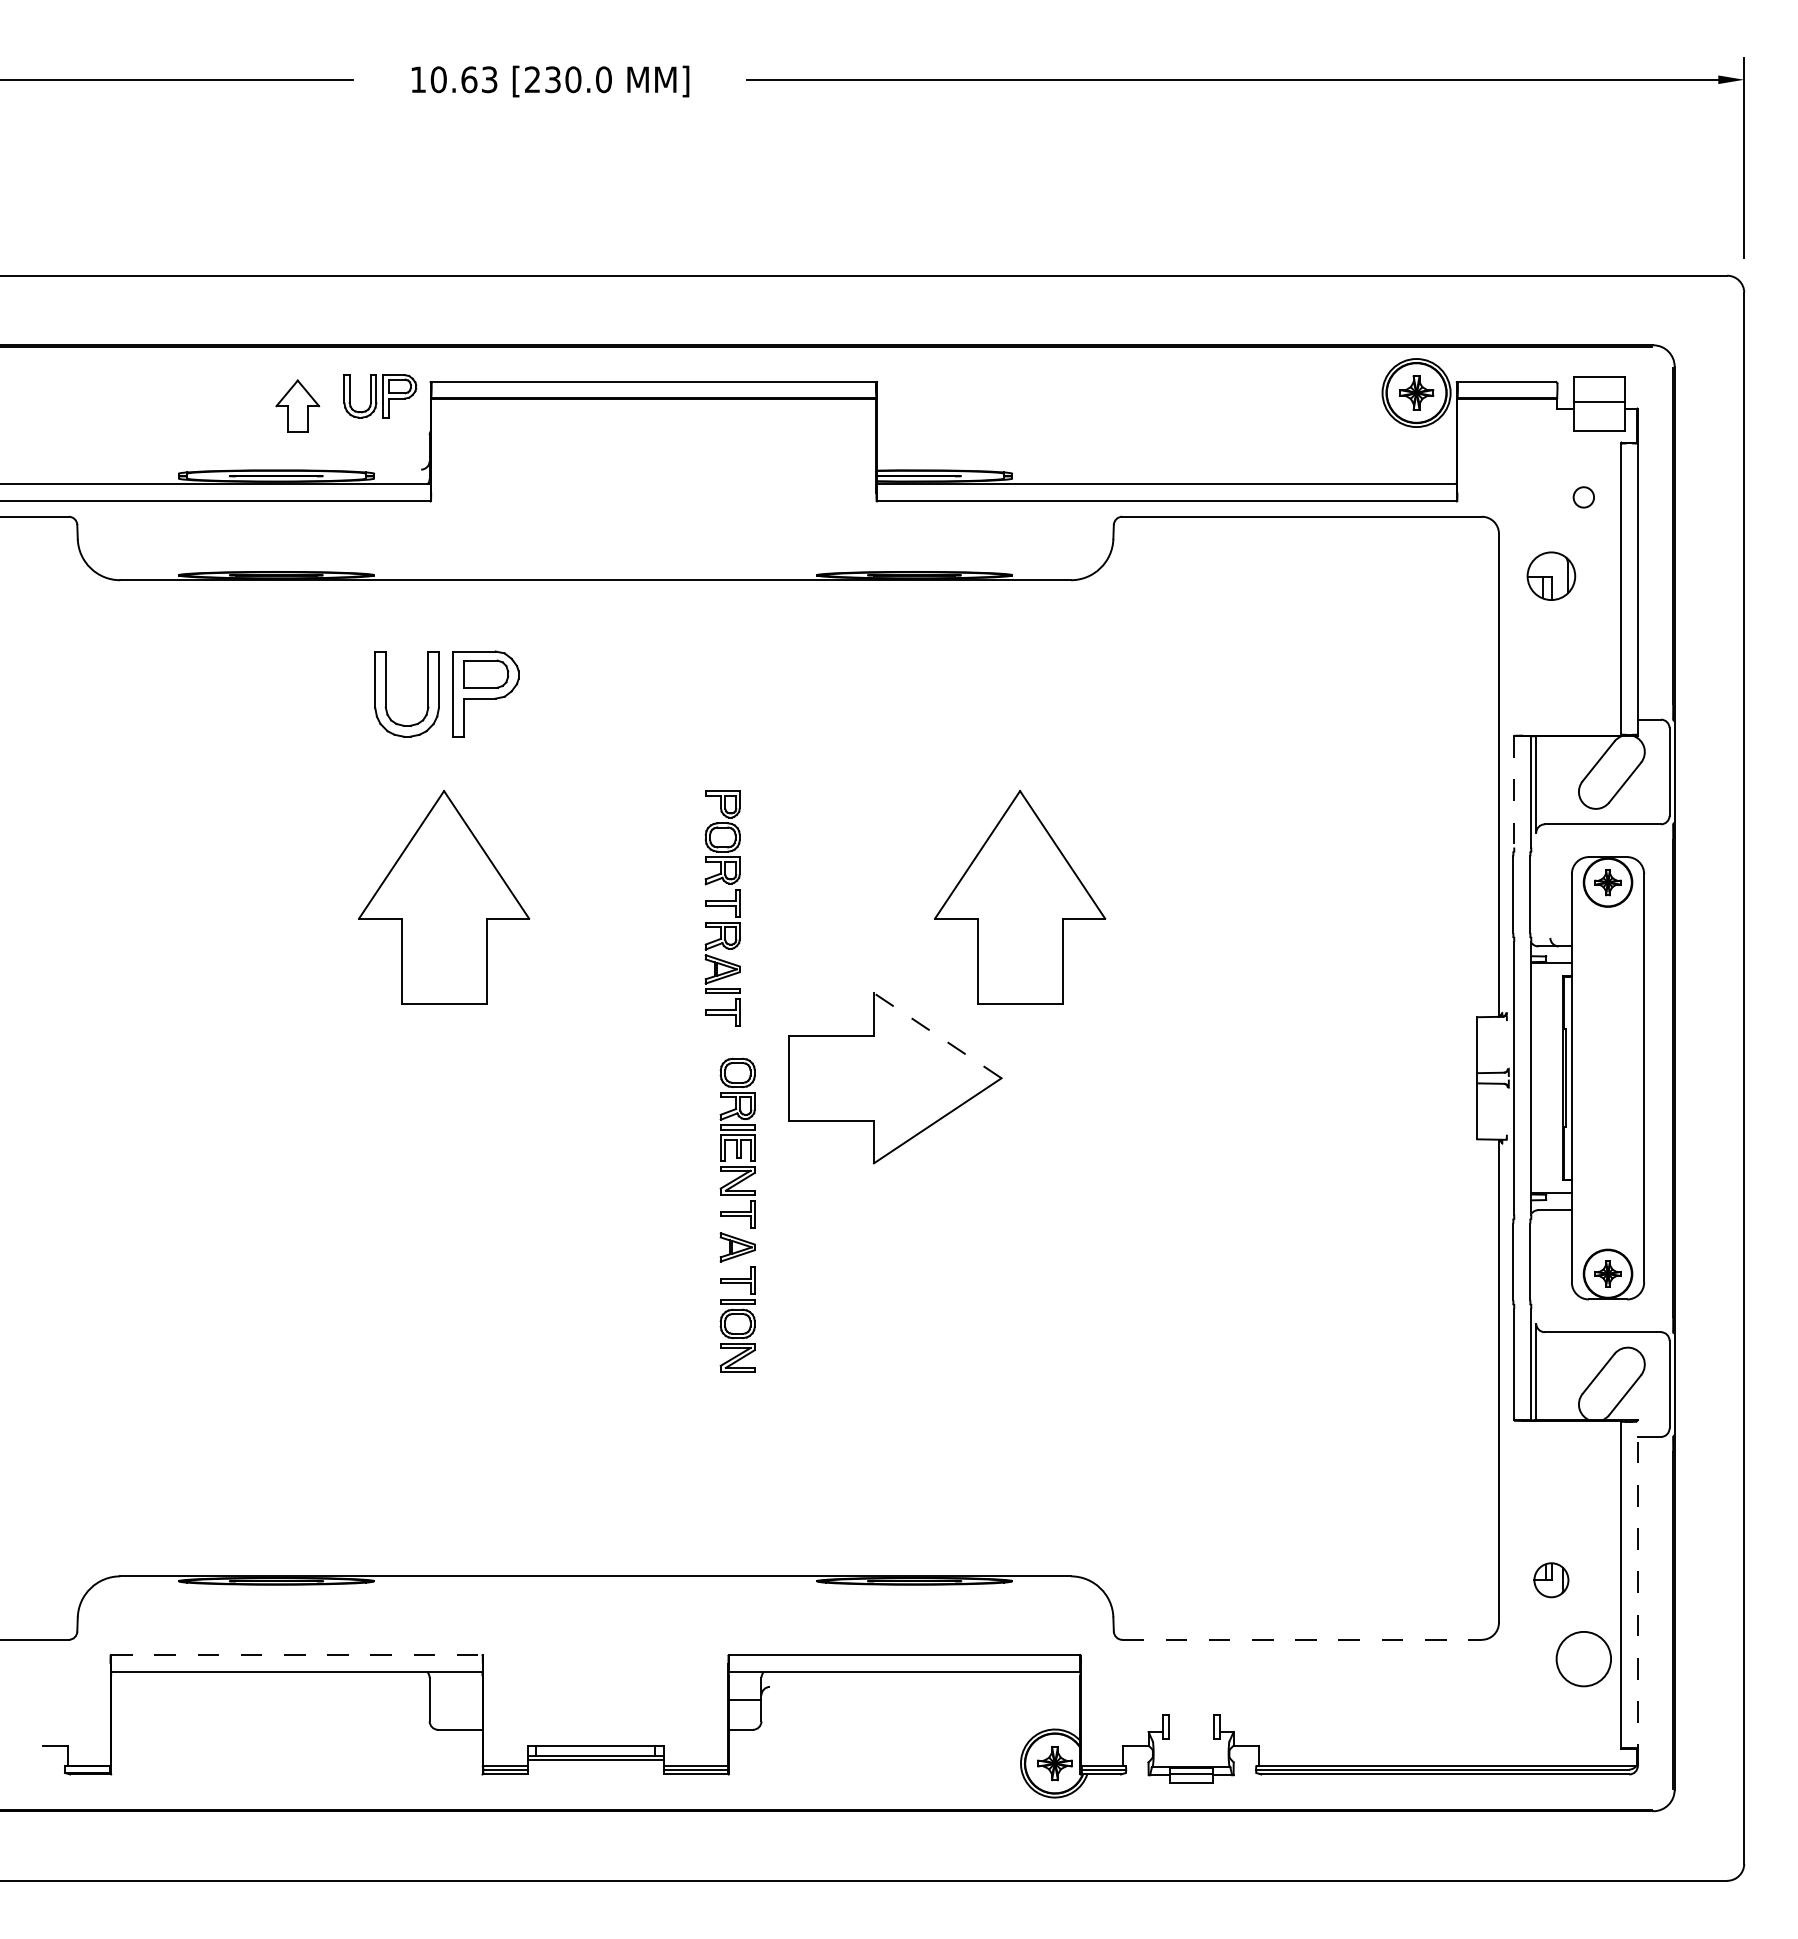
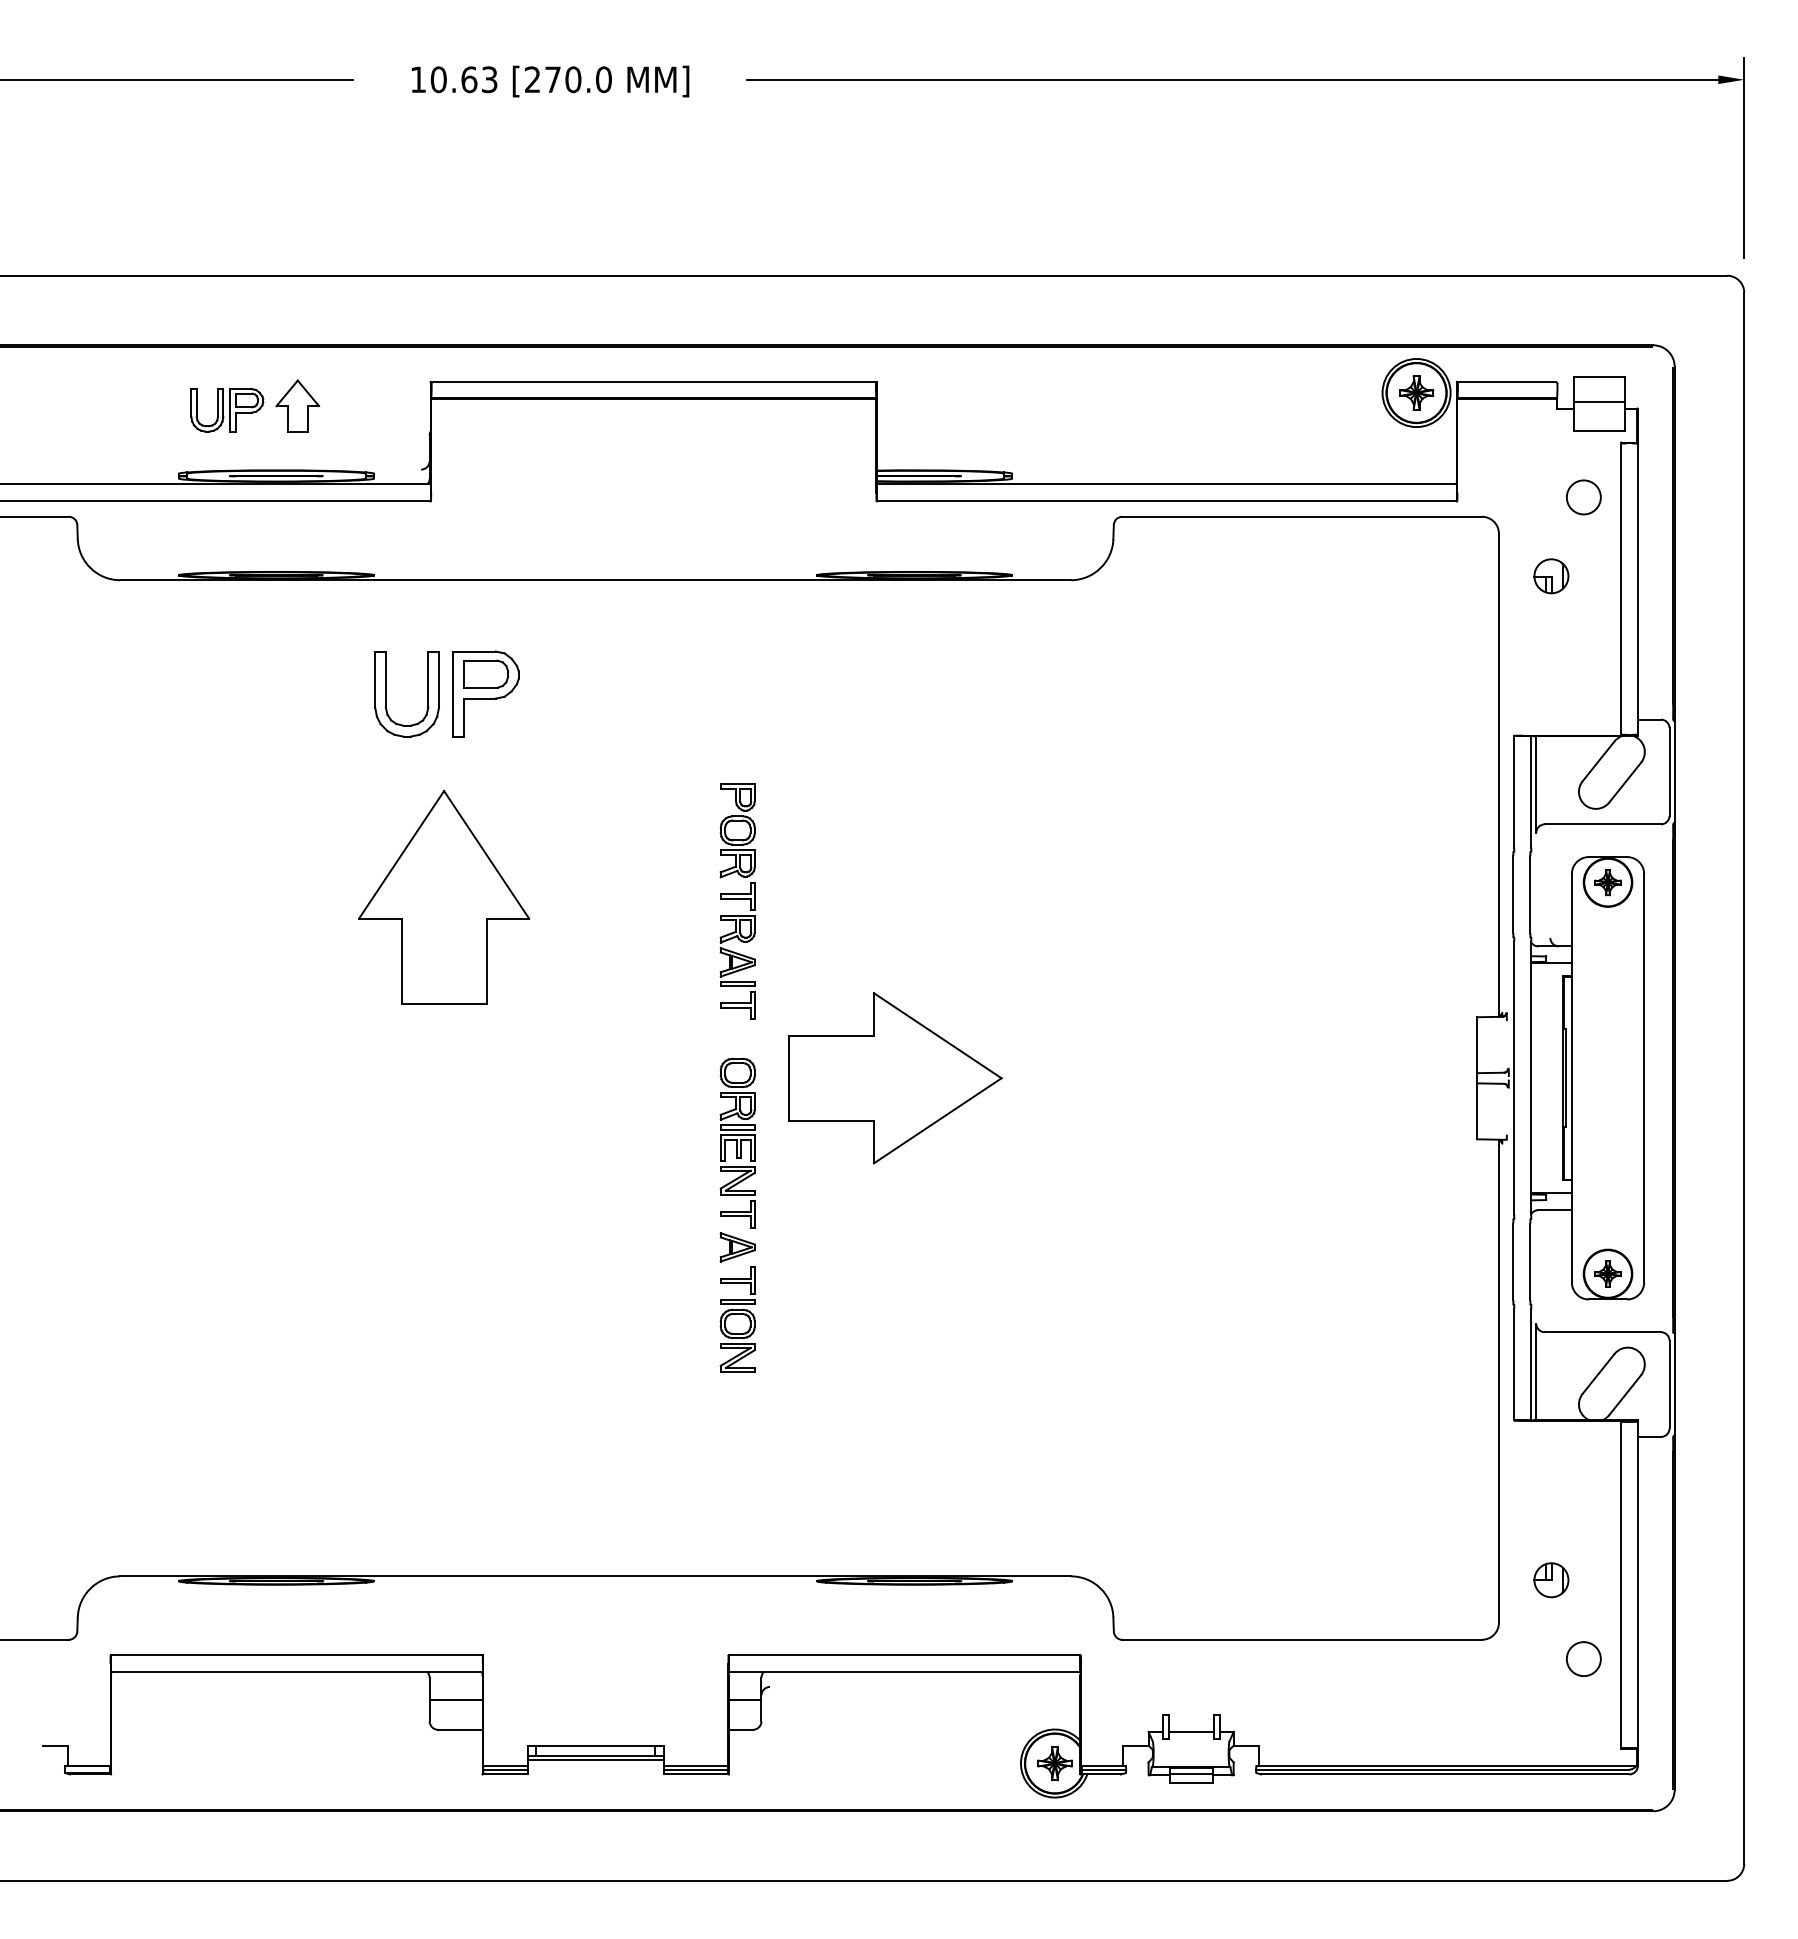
text: [230.0 -> [270.0 (552, 79)
part position: (380, 396) -> (227, 410) (227, 410)
circle diameter: 20 px -> 34 px (1583, 497)
part size: 51x50 px -> 37x37 px (1551, 576)
line: dashed -> solid (1514, 791)
part: present -> none (1020, 897)
part position: (722, 908) -> (737, 901) (737, 901)
line: dashed -> solid (937, 1035)
line: dashed -> solid (1637, 1593)
line: dashed -> solid (1302, 1639)
line: dashed -> solid (296, 1655)
circle diameter: 54 px -> 34 px (1583, 1659)
line: none -> present (455, 1700)
line: none -> present (1190, 1732)
